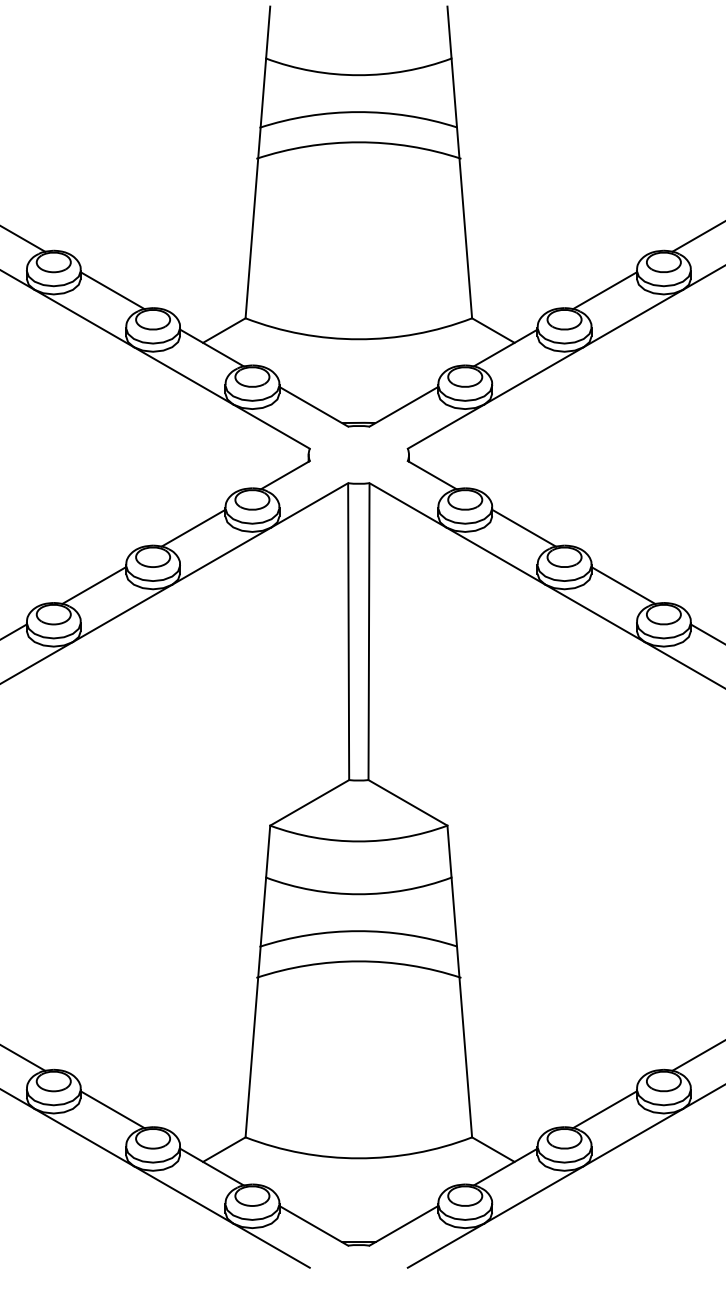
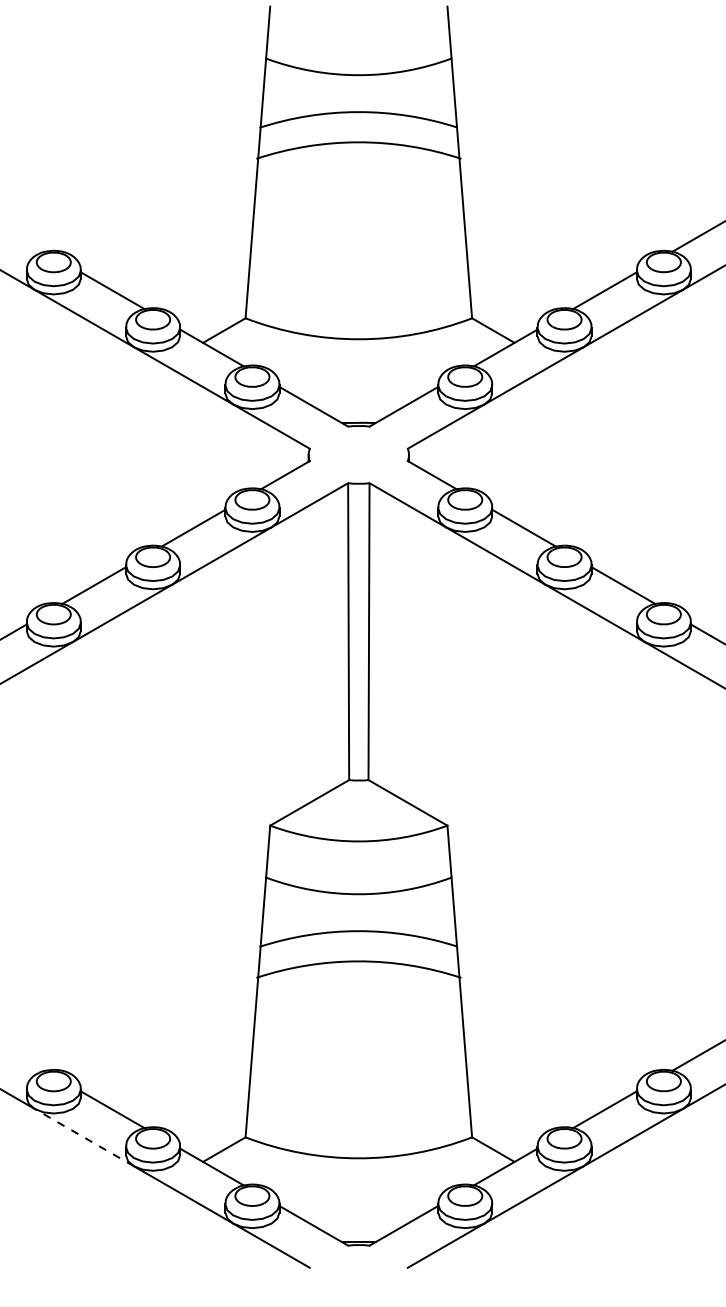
line: present -> none (23, 239)
line: present -> none (23, 1058)
line: solid -> dashed (83, 1137)
